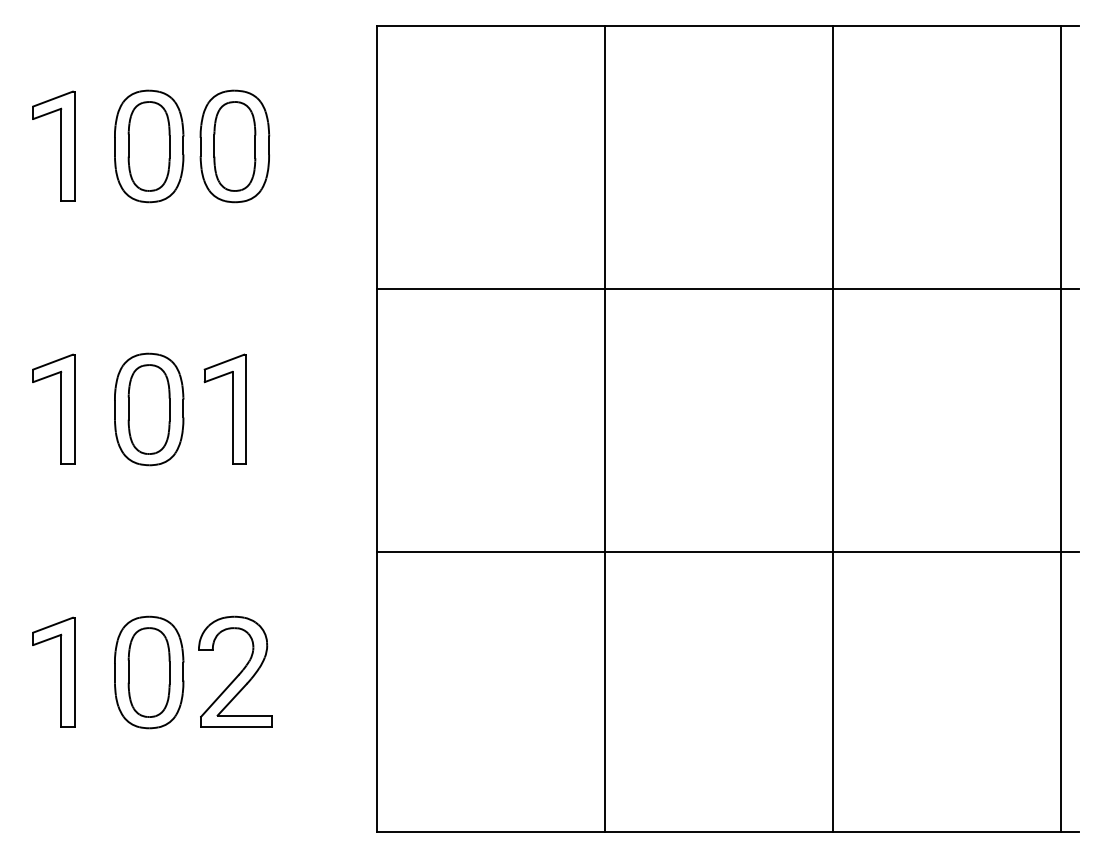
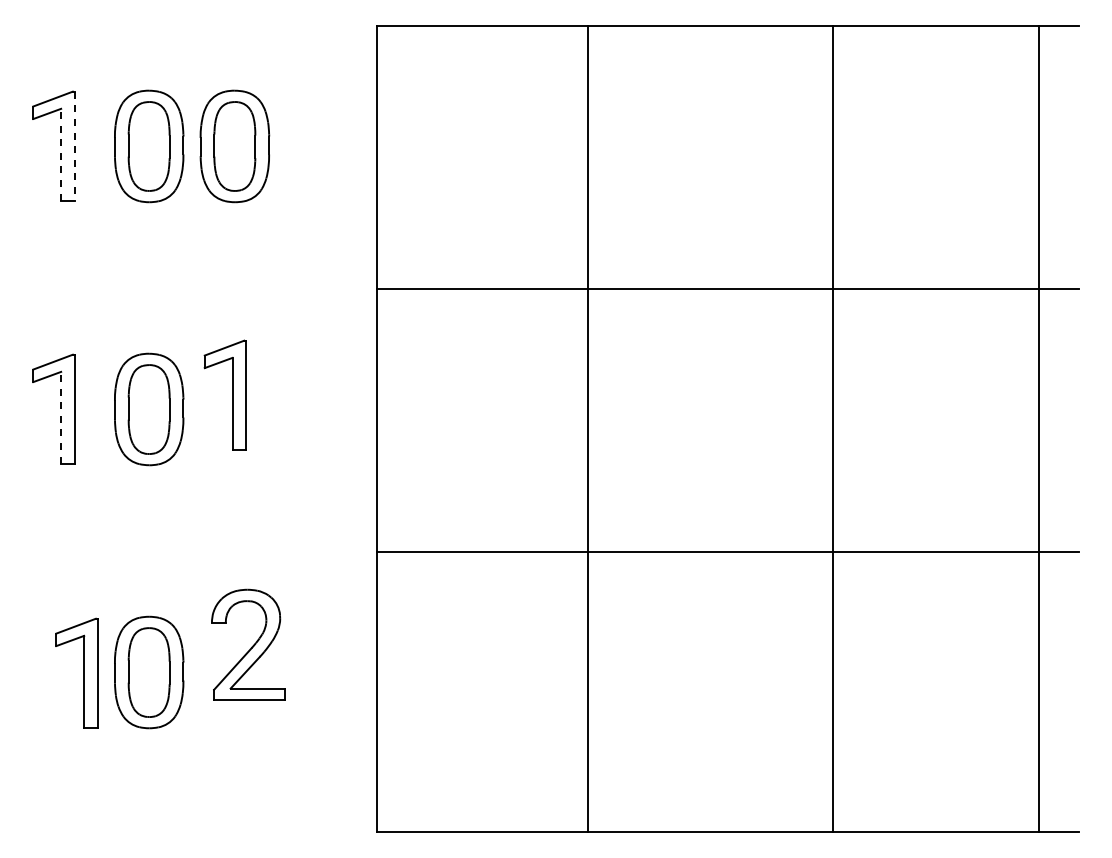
line: solid -> dashed (75, 146)
line: solid -> dashed (61, 154)
part position: (232, 408) -> (232, 394) (232, 394)
line: solid -> dashed (61, 417)
line position: (605, 428) -> (588, 428) (588, 428)
line position: (1061, 428) -> (1039, 428) (1039, 428)
part position: (60, 671) -> (83, 672) (83, 672)
part position: (235, 671) -> (248, 644) (248, 644)
